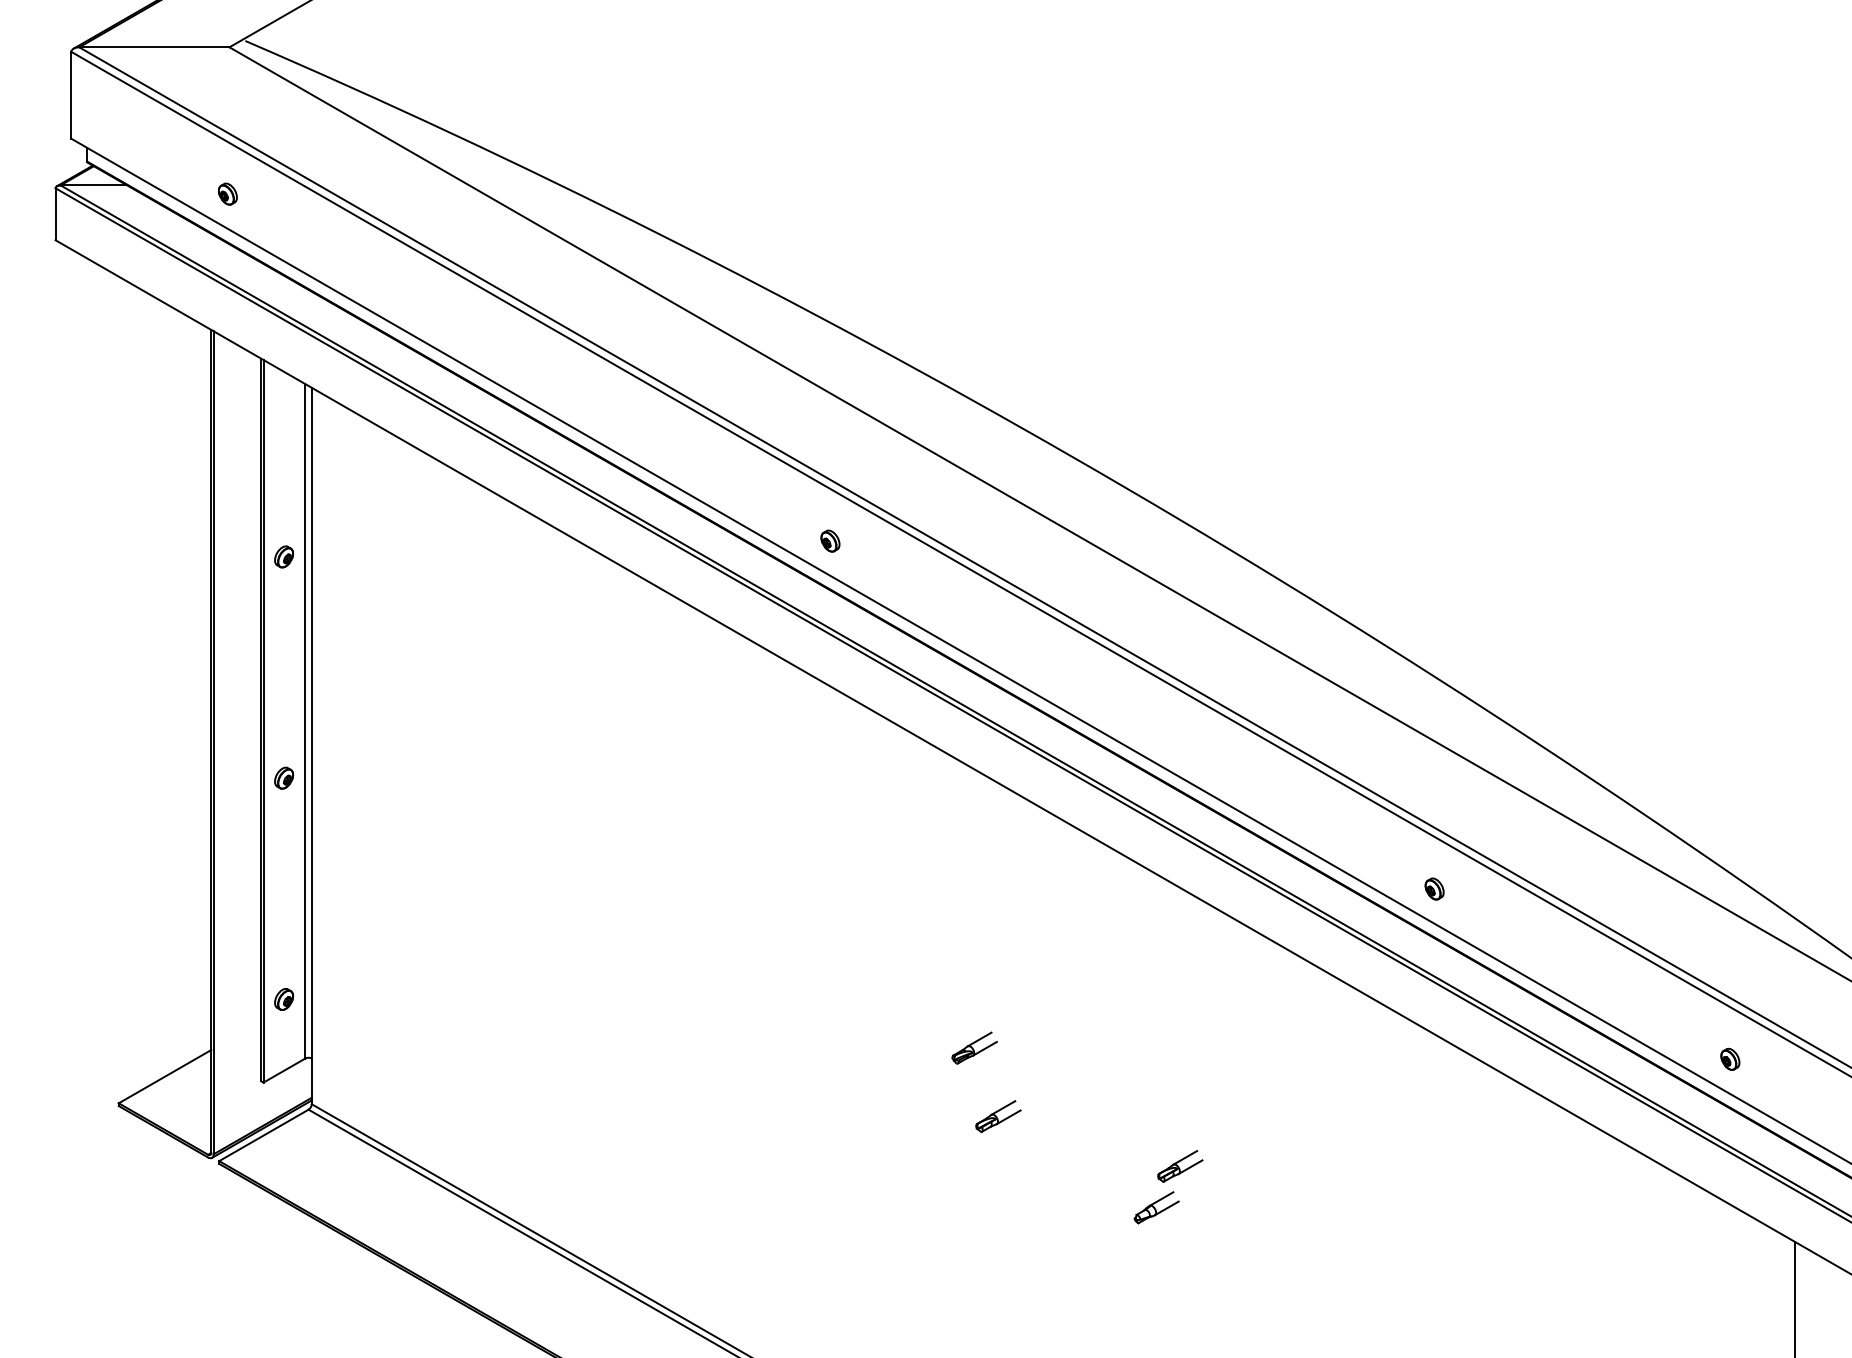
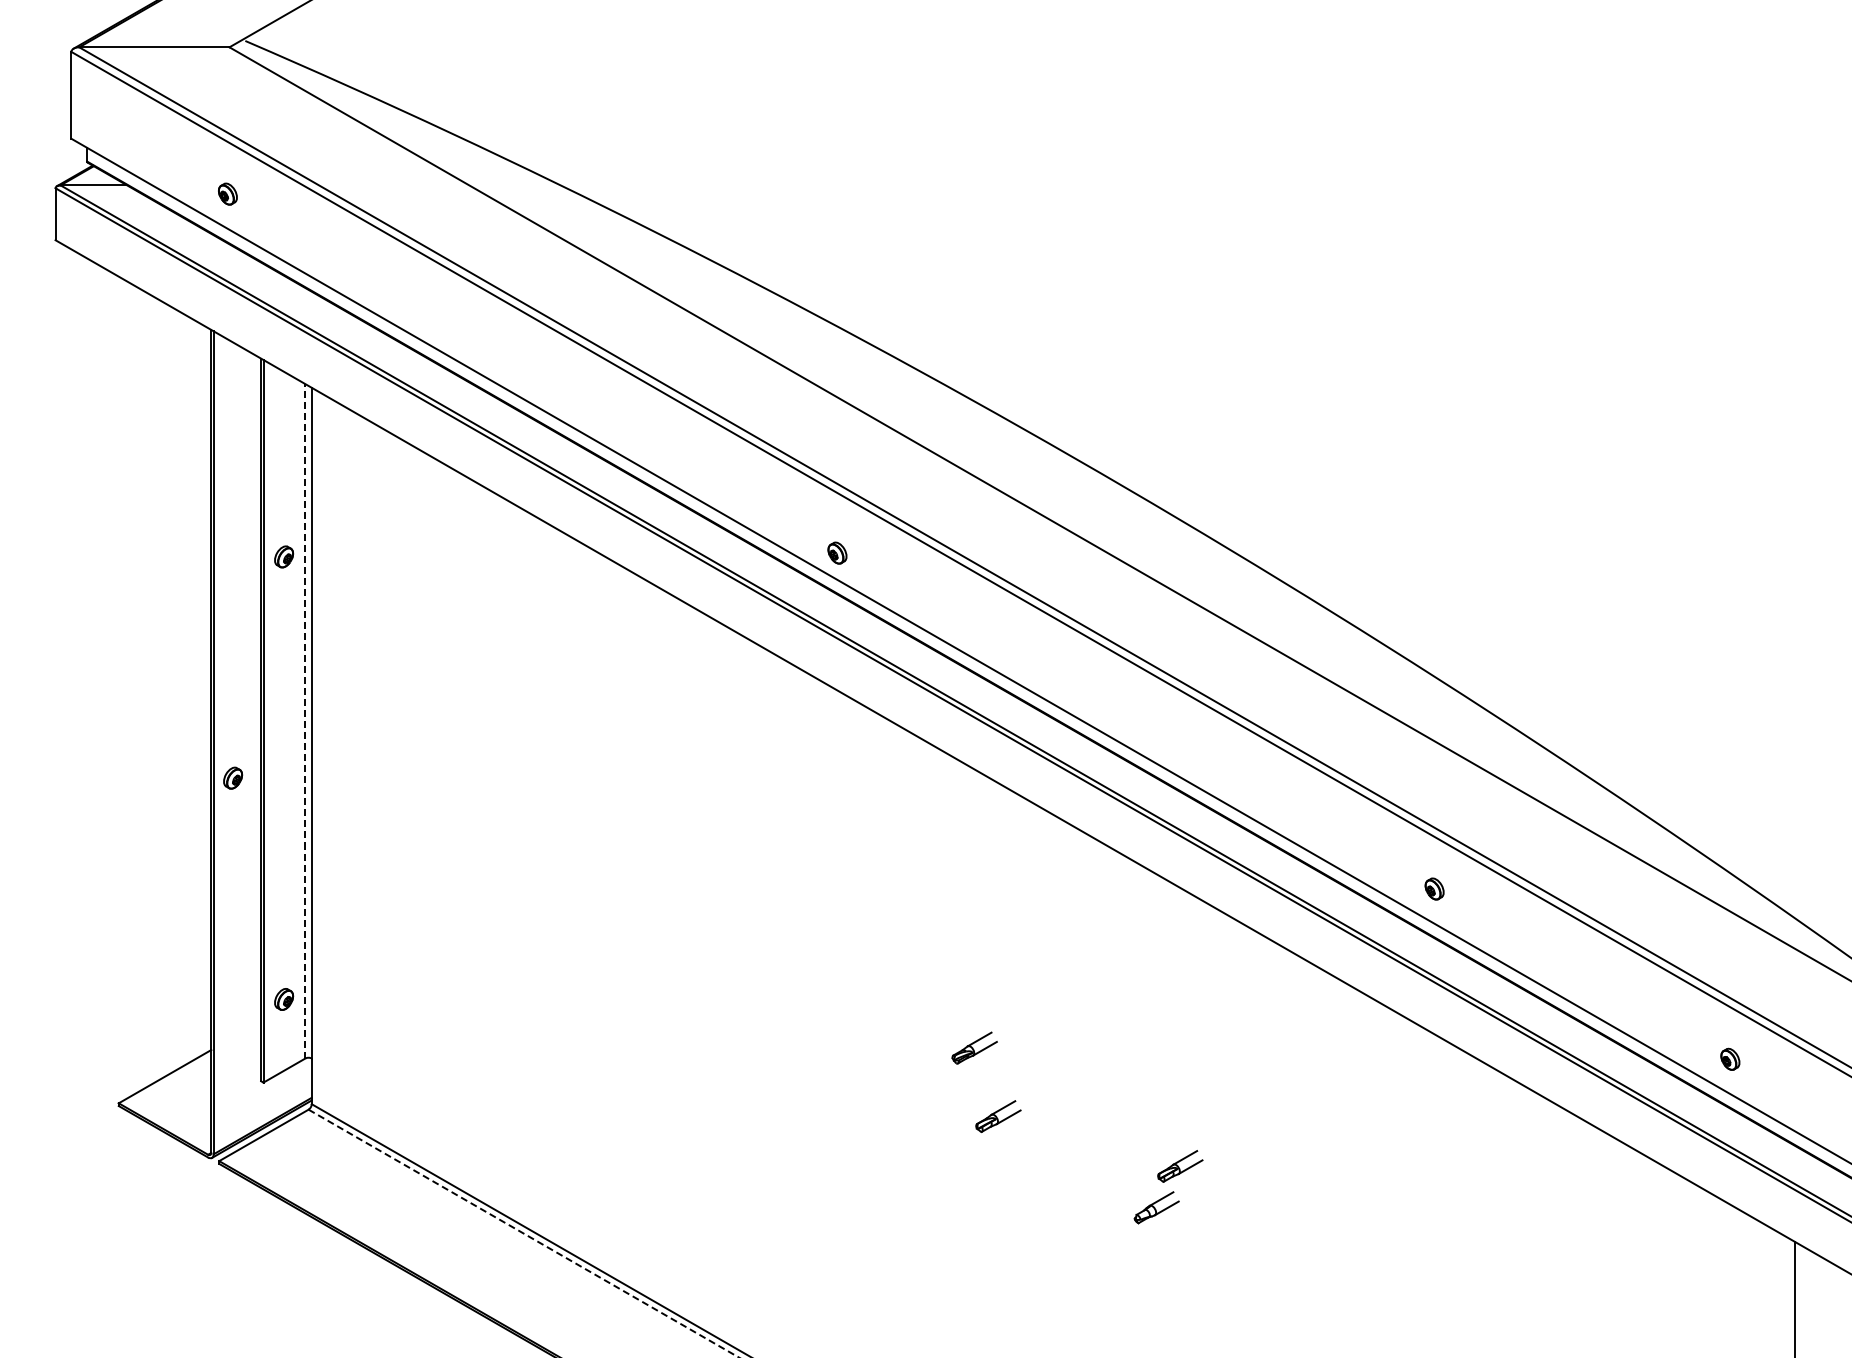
part position: (830, 540) -> (837, 552) (837, 552)
line: solid -> dashed (305, 720)
part position: (284, 777) -> (233, 777) (233, 777)
line: solid -> dashed (524, 1233)
